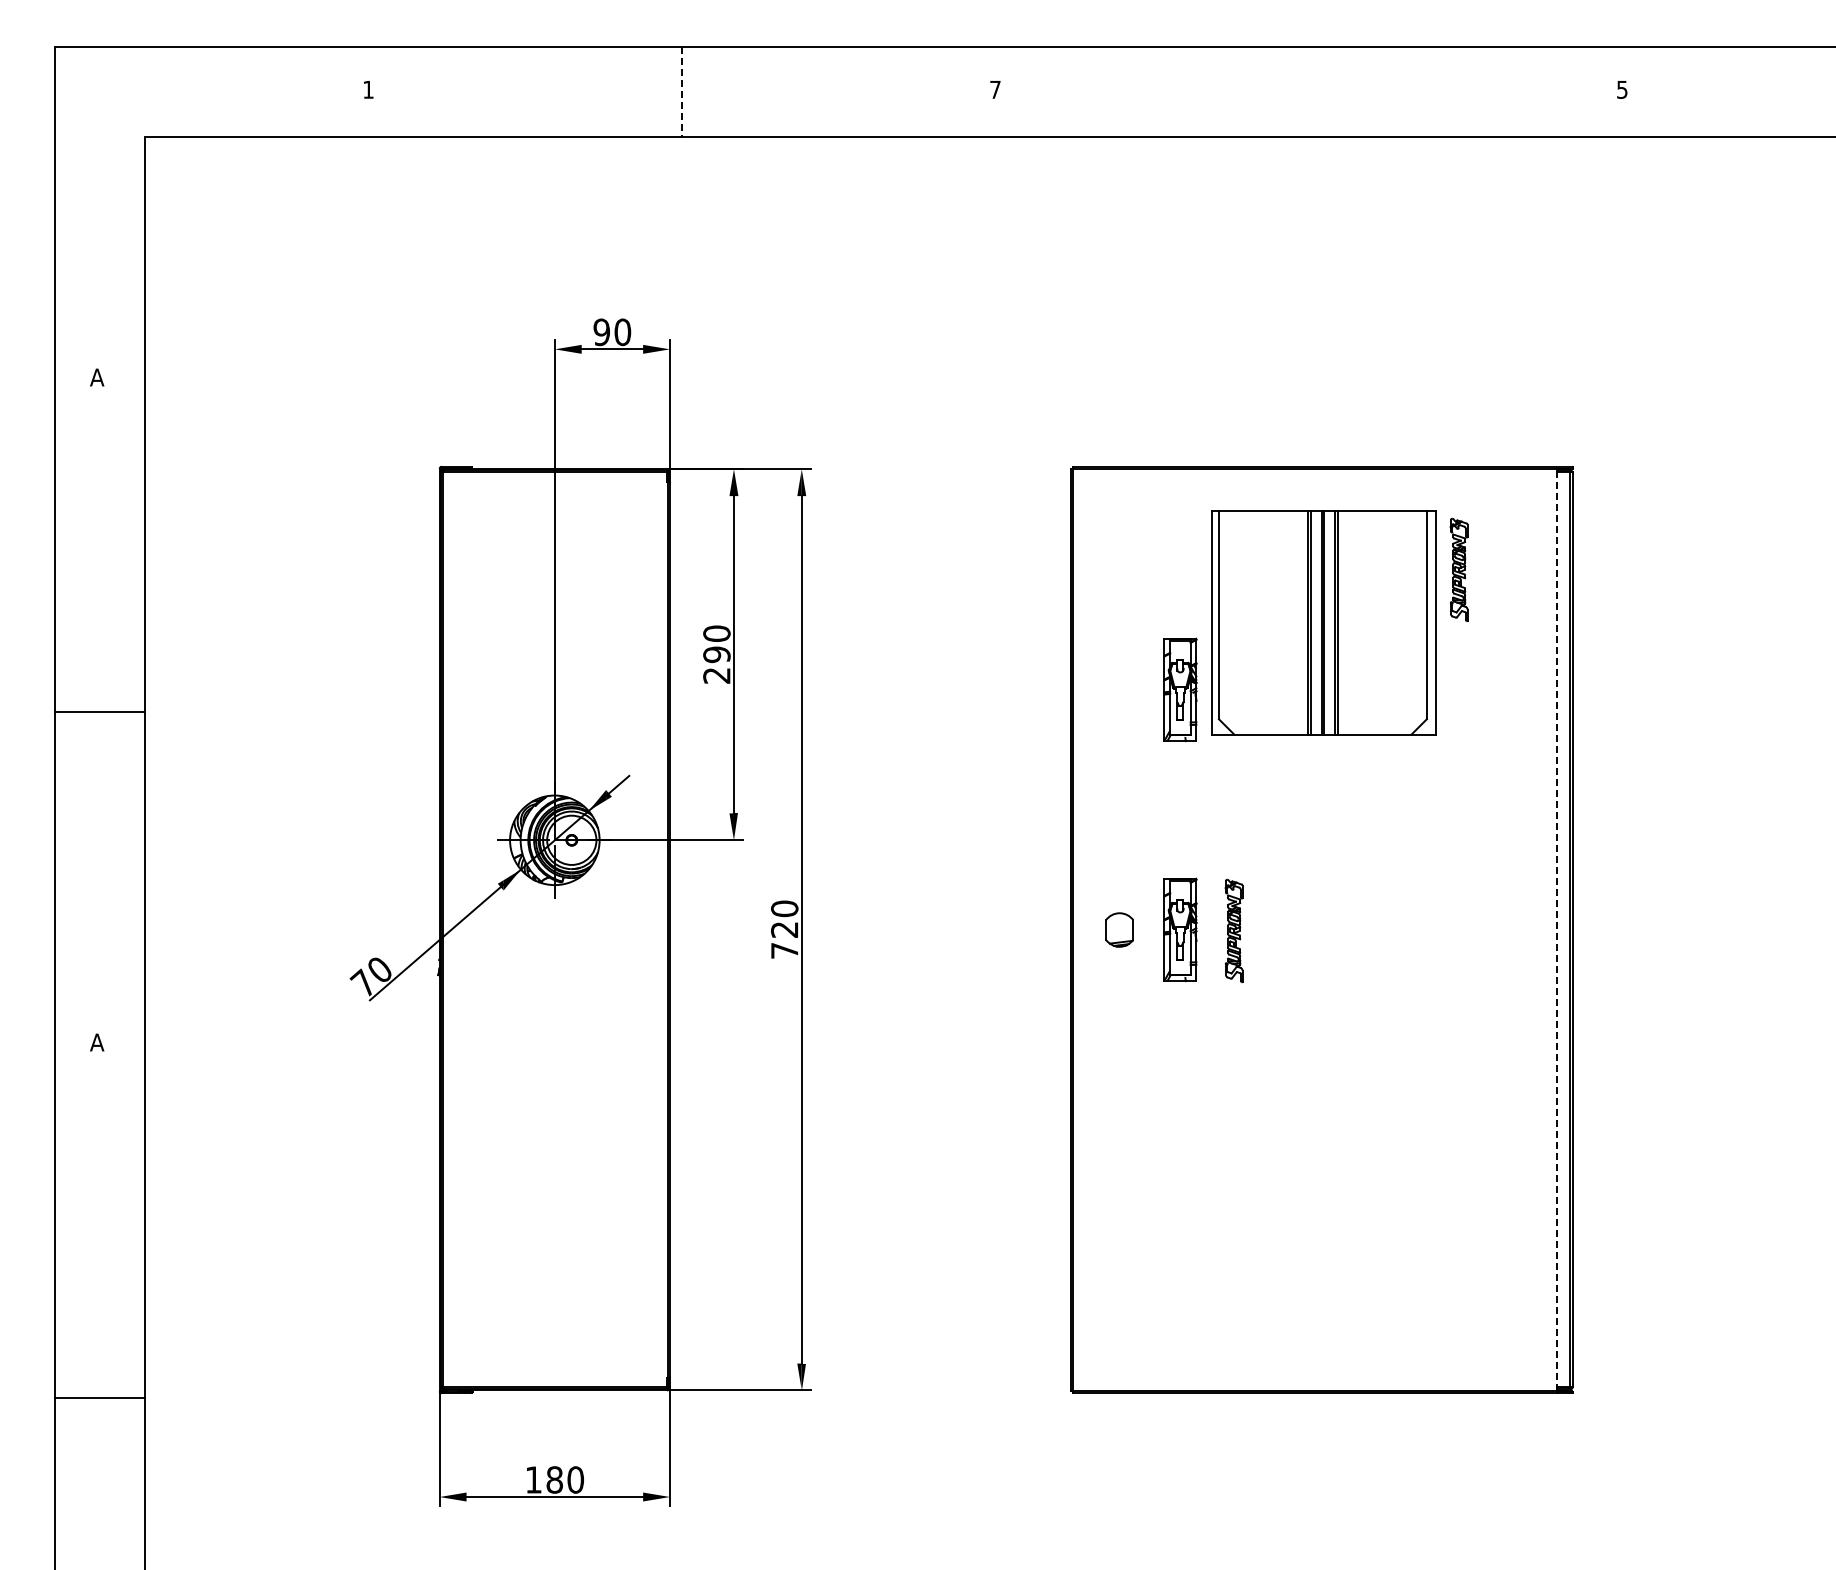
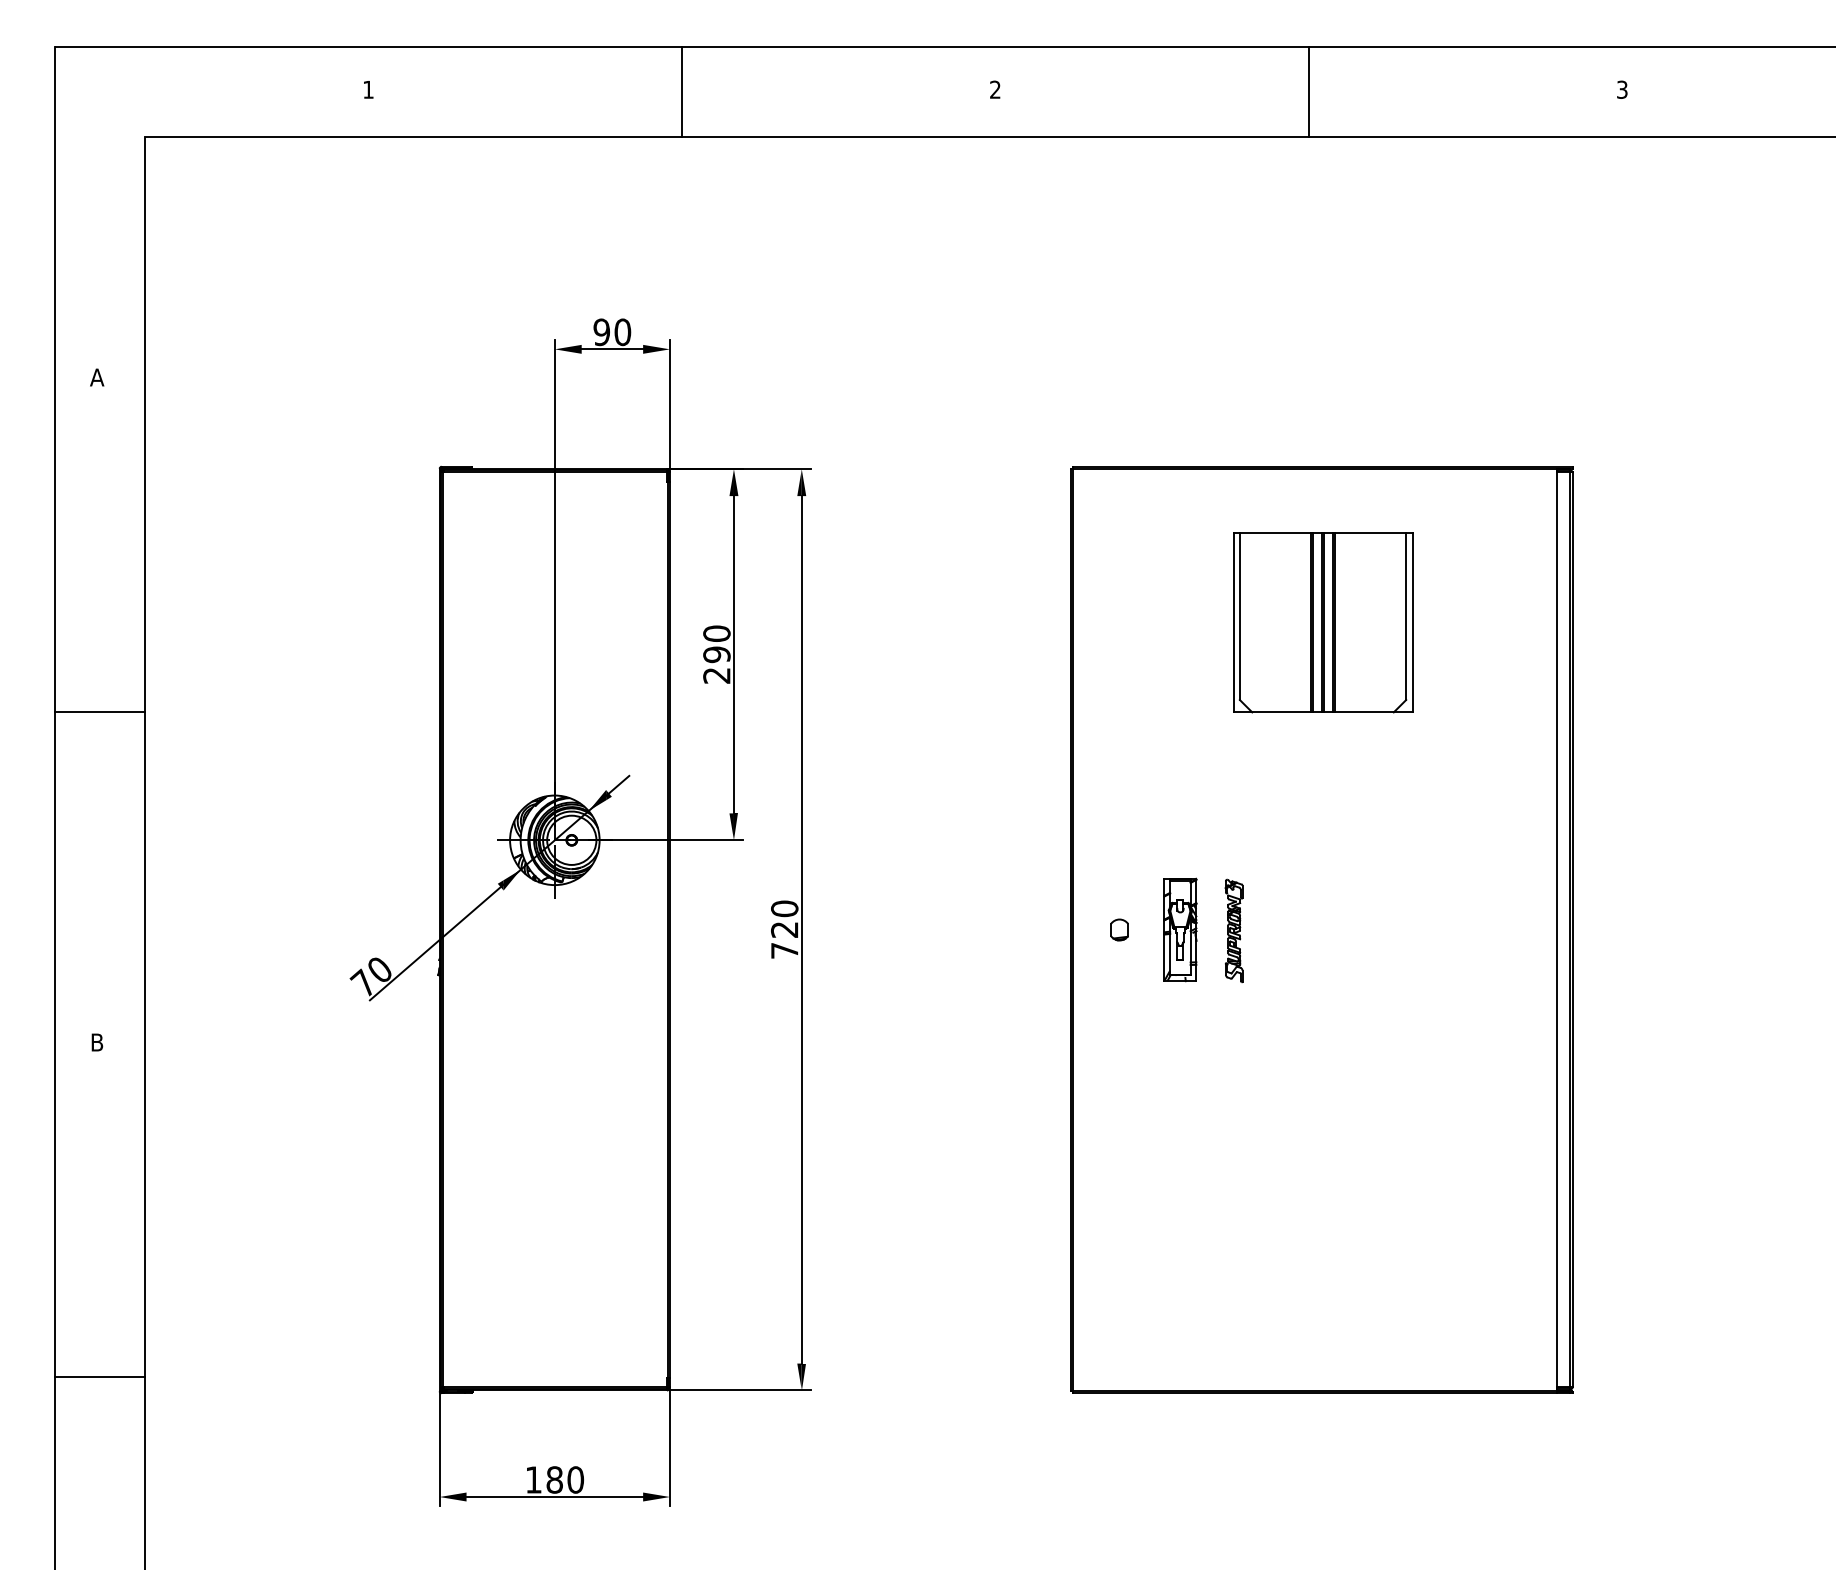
text: 7 -> 2 (995, 89)
text: 5 -> 3 (1622, 89)
line: none -> present (1308, 91)
line: dashed -> solid (682, 92)
part: present -> none (1458, 569)
part size: 226x226 px -> 181x182 px (1323, 622)
part: present -> none (1180, 689)
part size: 29x36 px -> 19x24 px (1119, 929)
line: dashed -> solid (1557, 929)
text: A -> B (97, 1042)
line position: (99, 1398) -> (99, 1377) (99, 1377)
